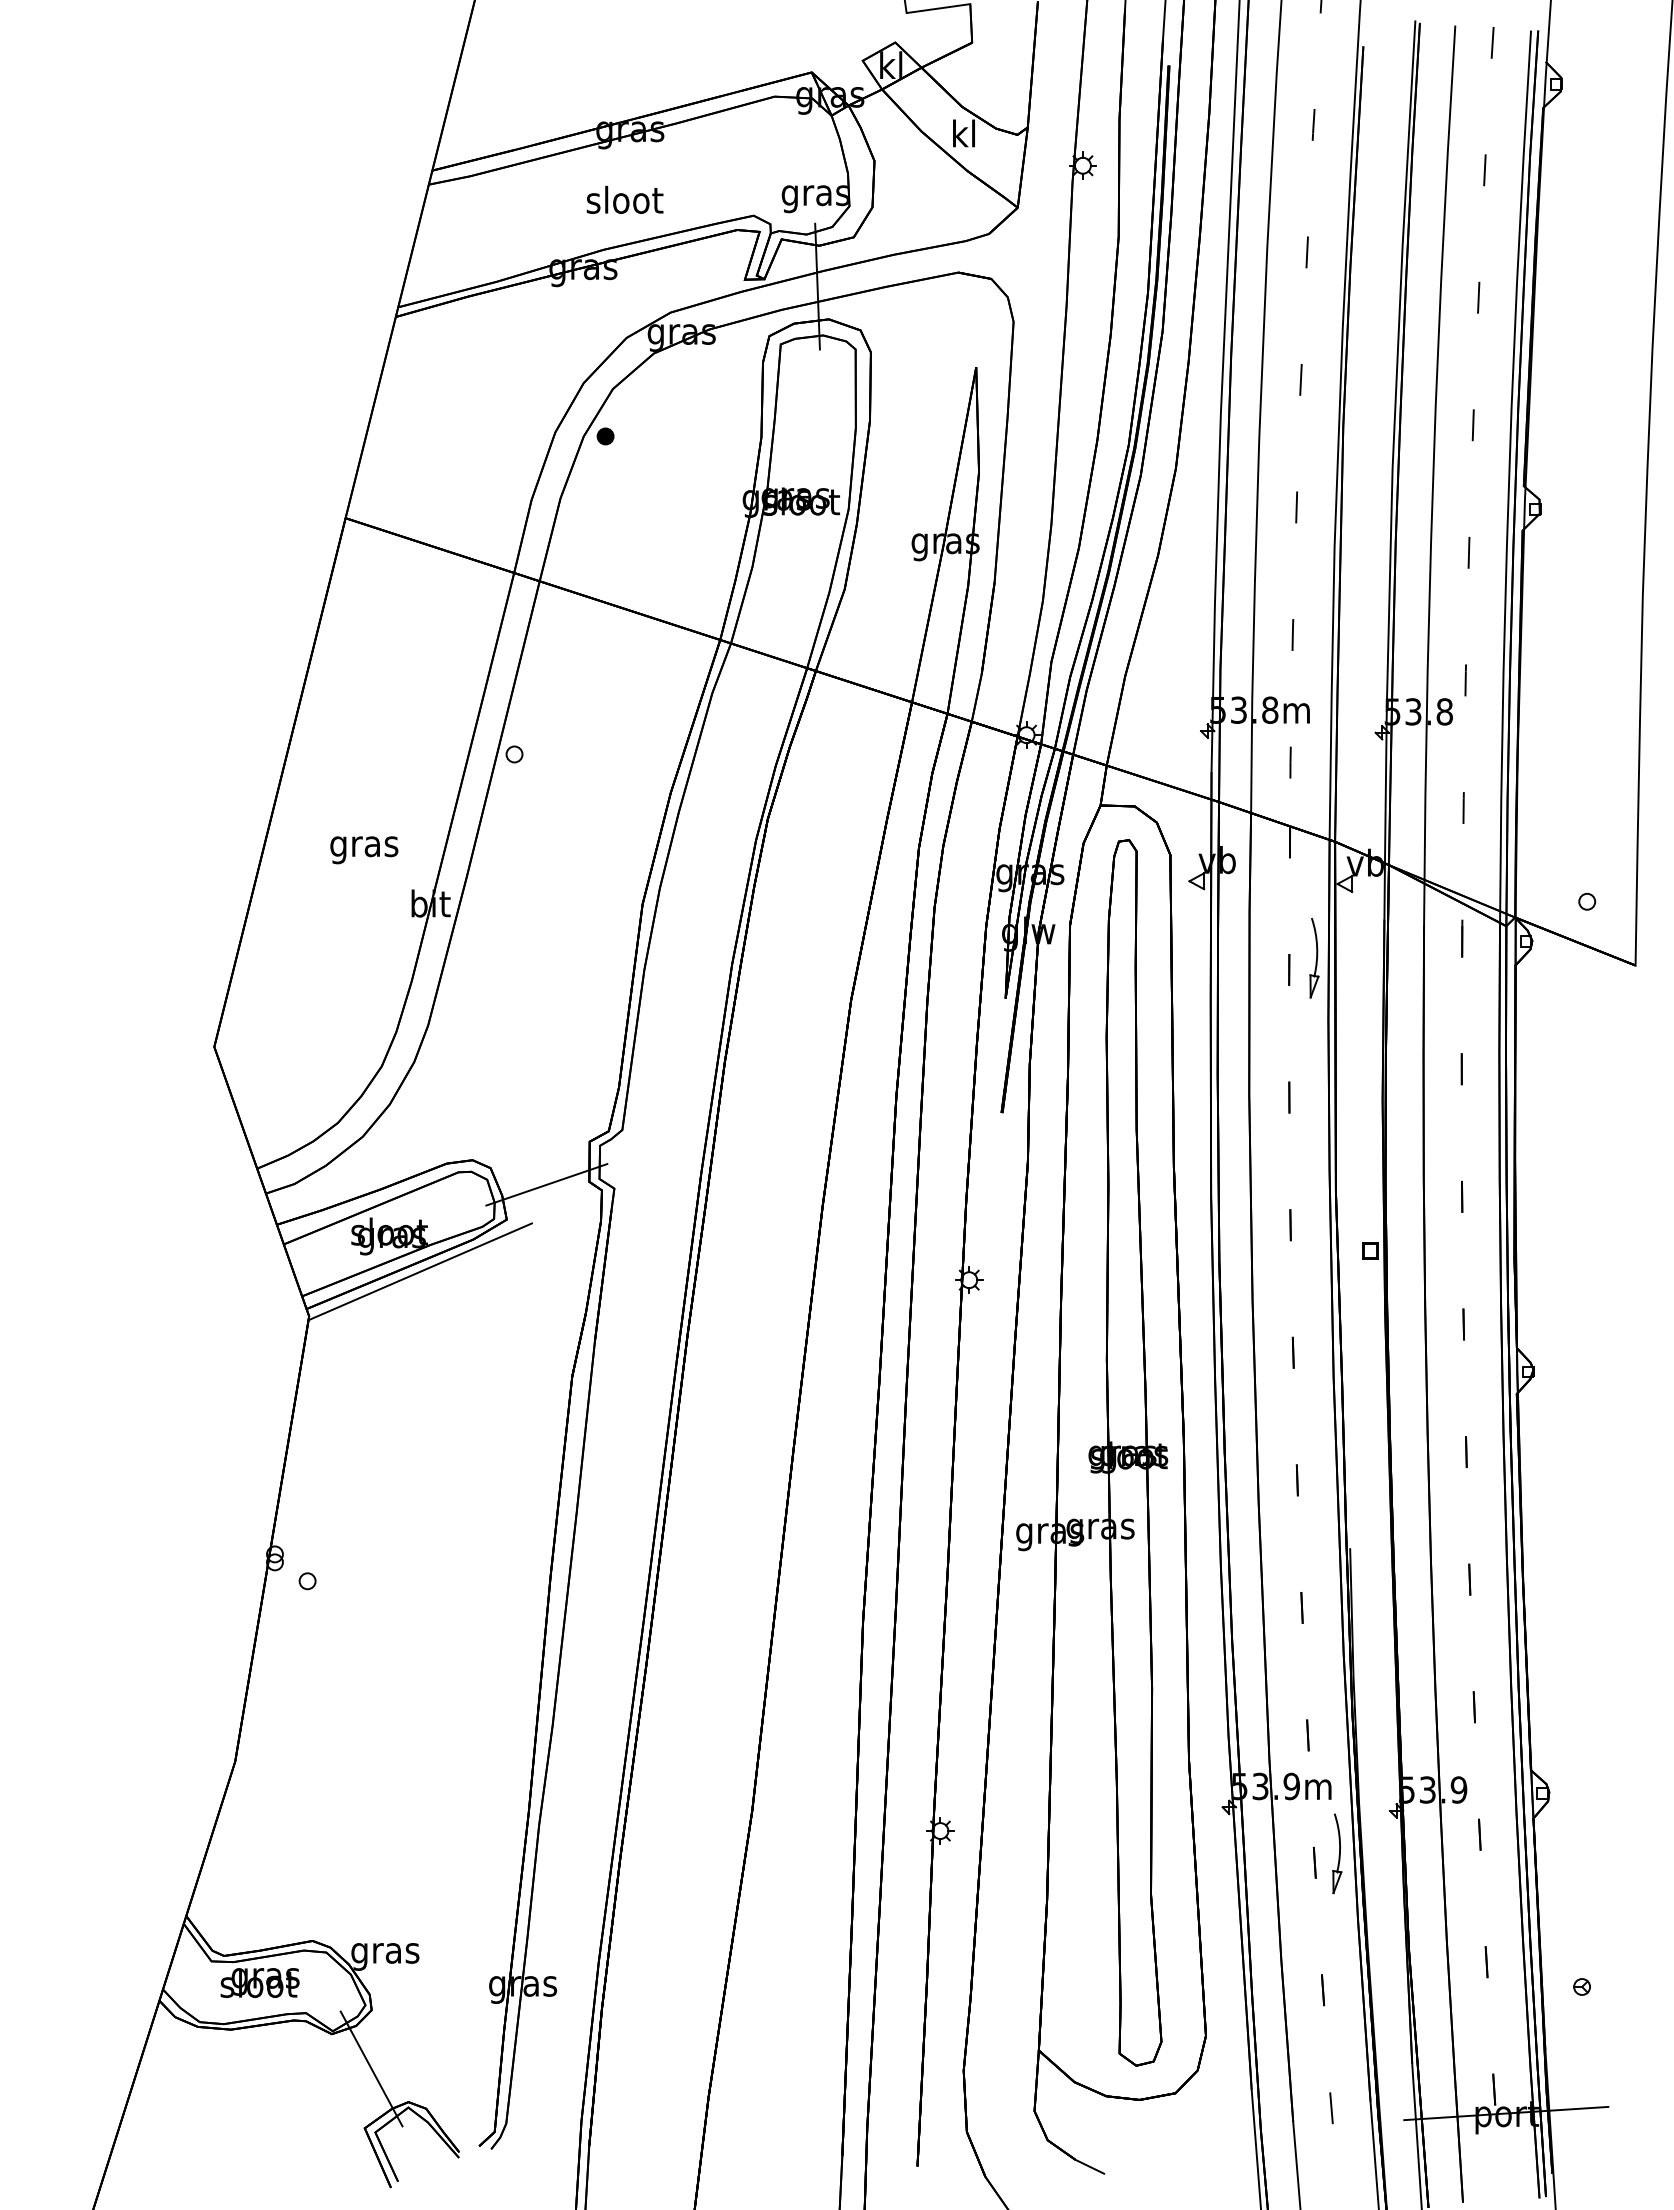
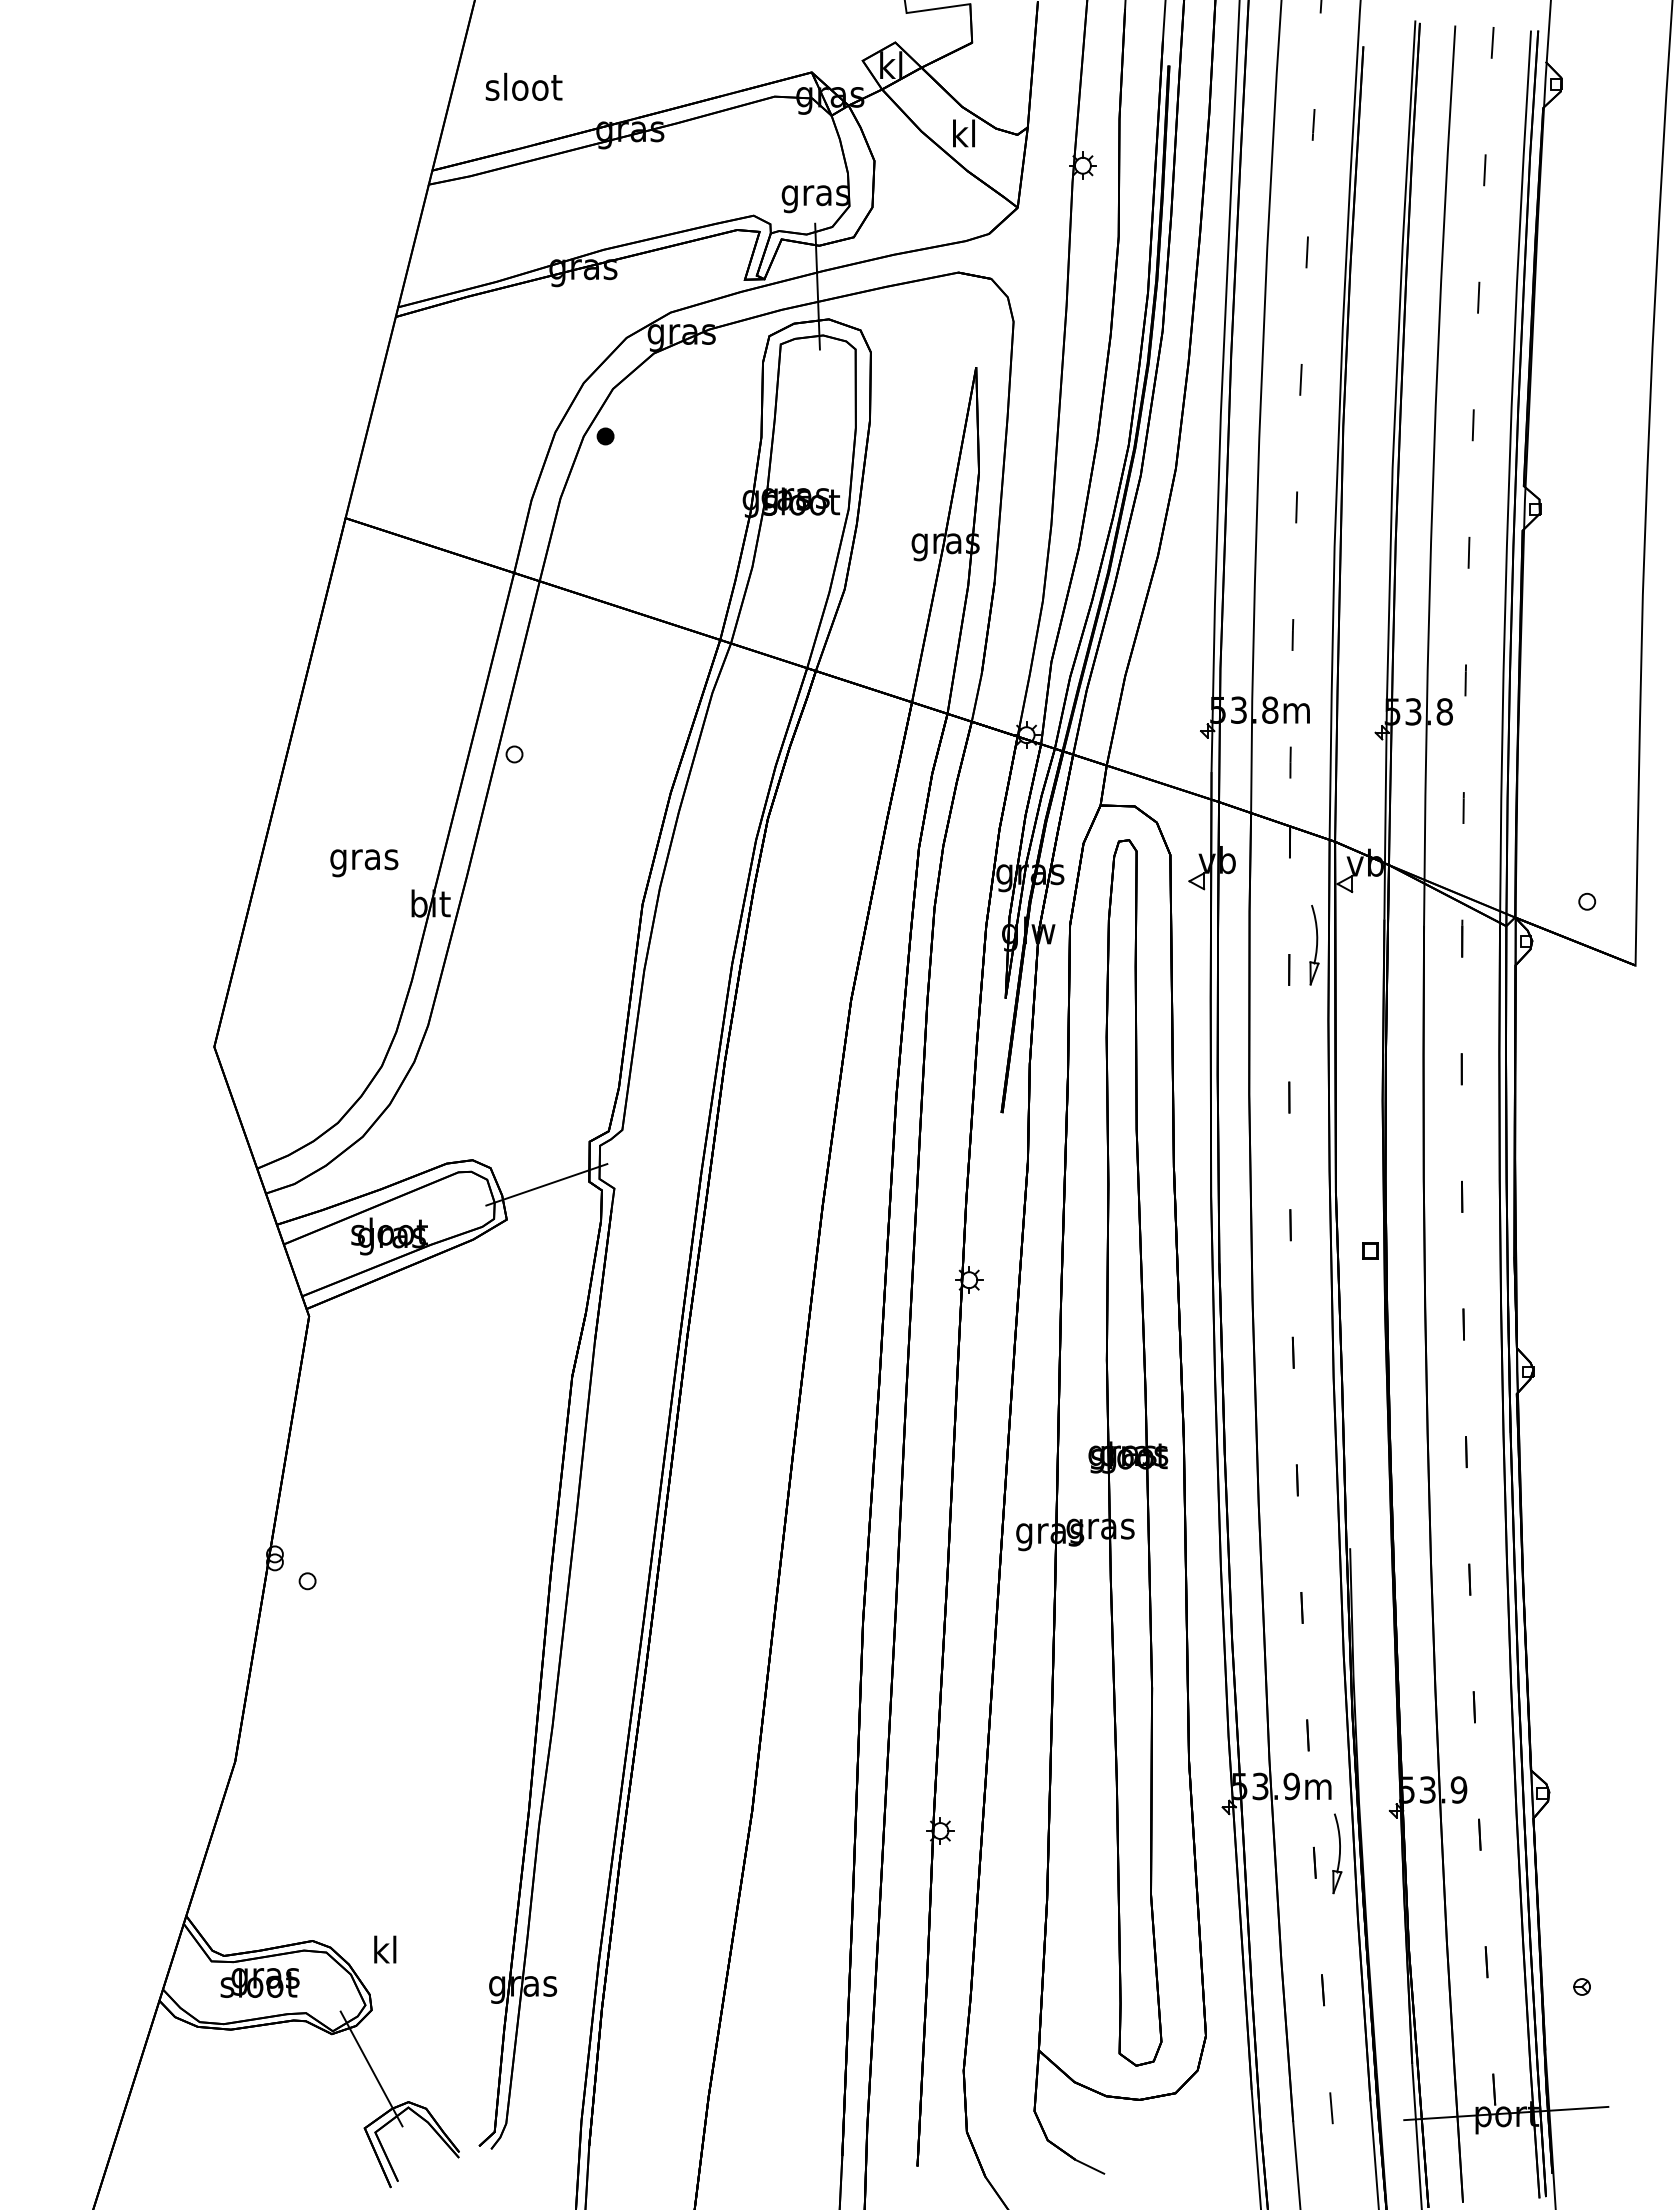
text position: (624, 199) -> (523, 86) (523, 86)
text position: (364, 850) -> (364, 863) (364, 863)
part position: (1314, 958) -> (1314, 945) (1314, 945)
line: present -> none (419, 1271)
text: gras -> kl (385, 1952)
